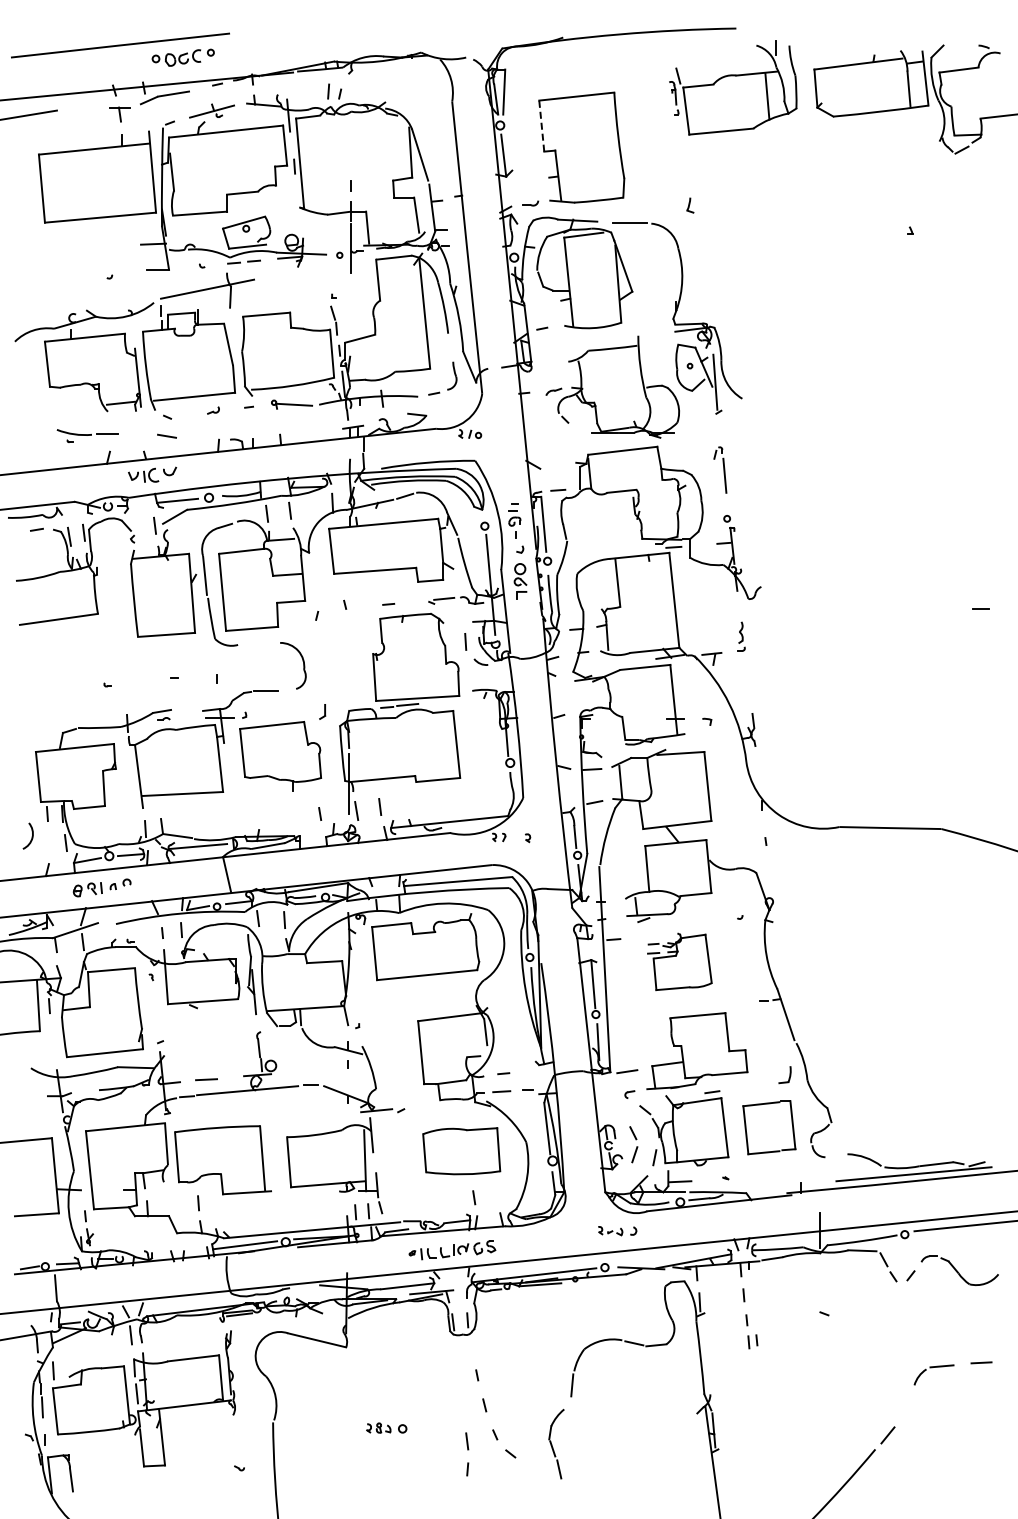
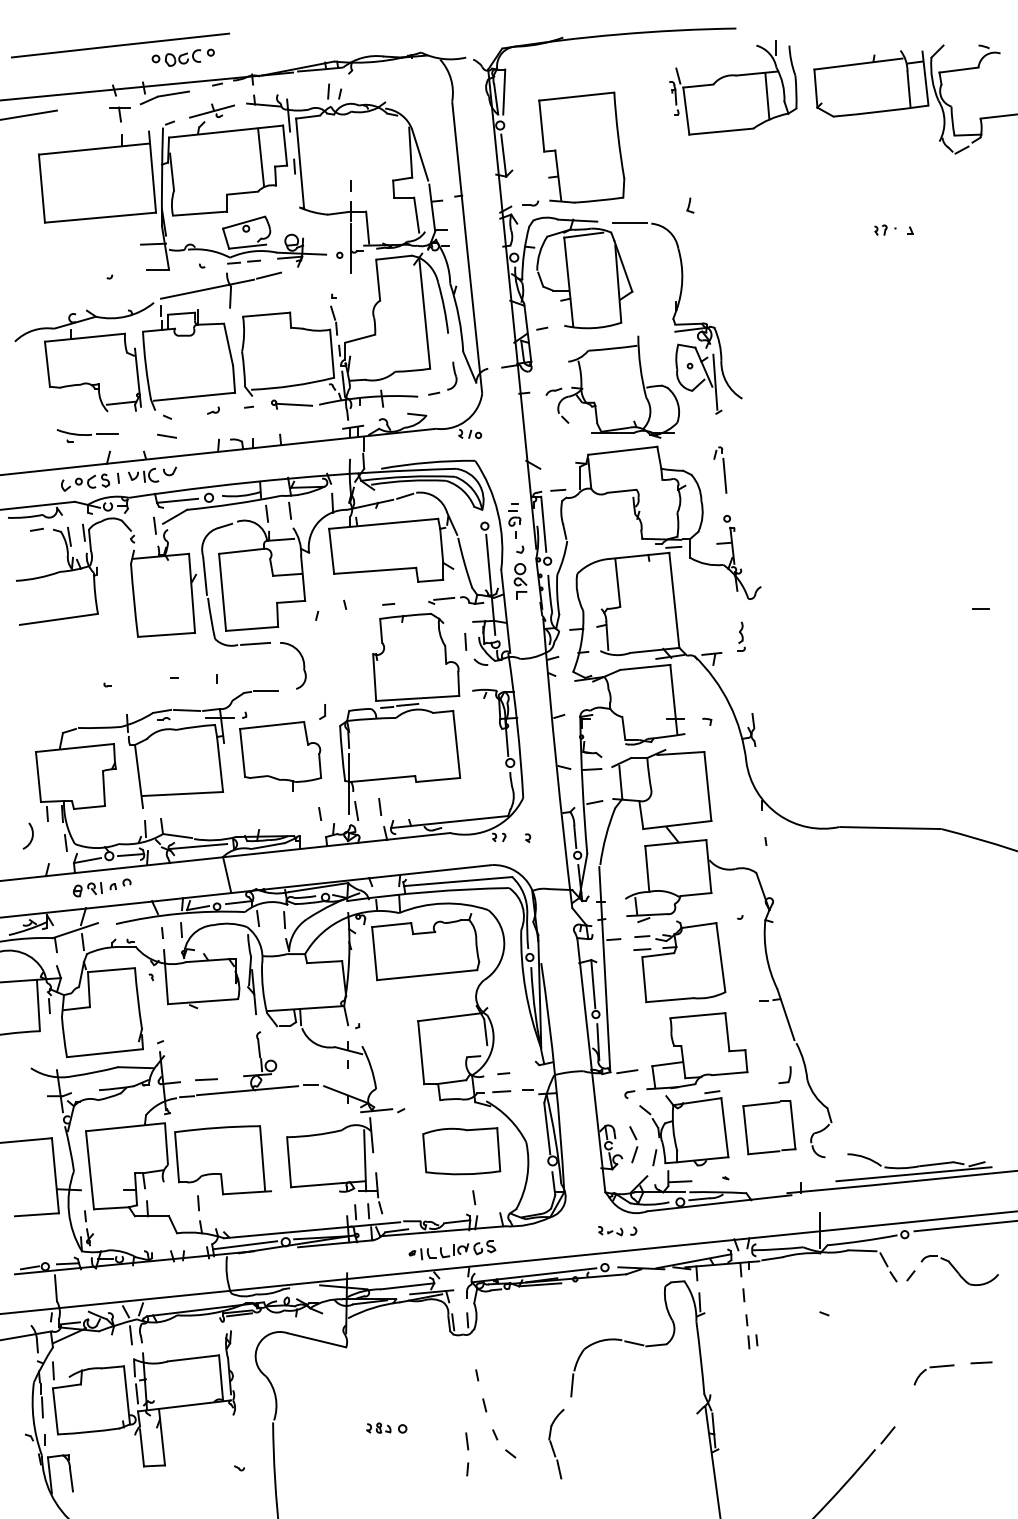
line: dashed -> solid (541, 126)
line: none -> present (261, 157)
part: none -> present (885, 229)
line: none -> present (269, 275)
part: none -> present (90, 481)
line: none -> present (255, 643)
line: none -> present (187, 709)
part size: 66x59 px -> 94x84 px (679, 961)
